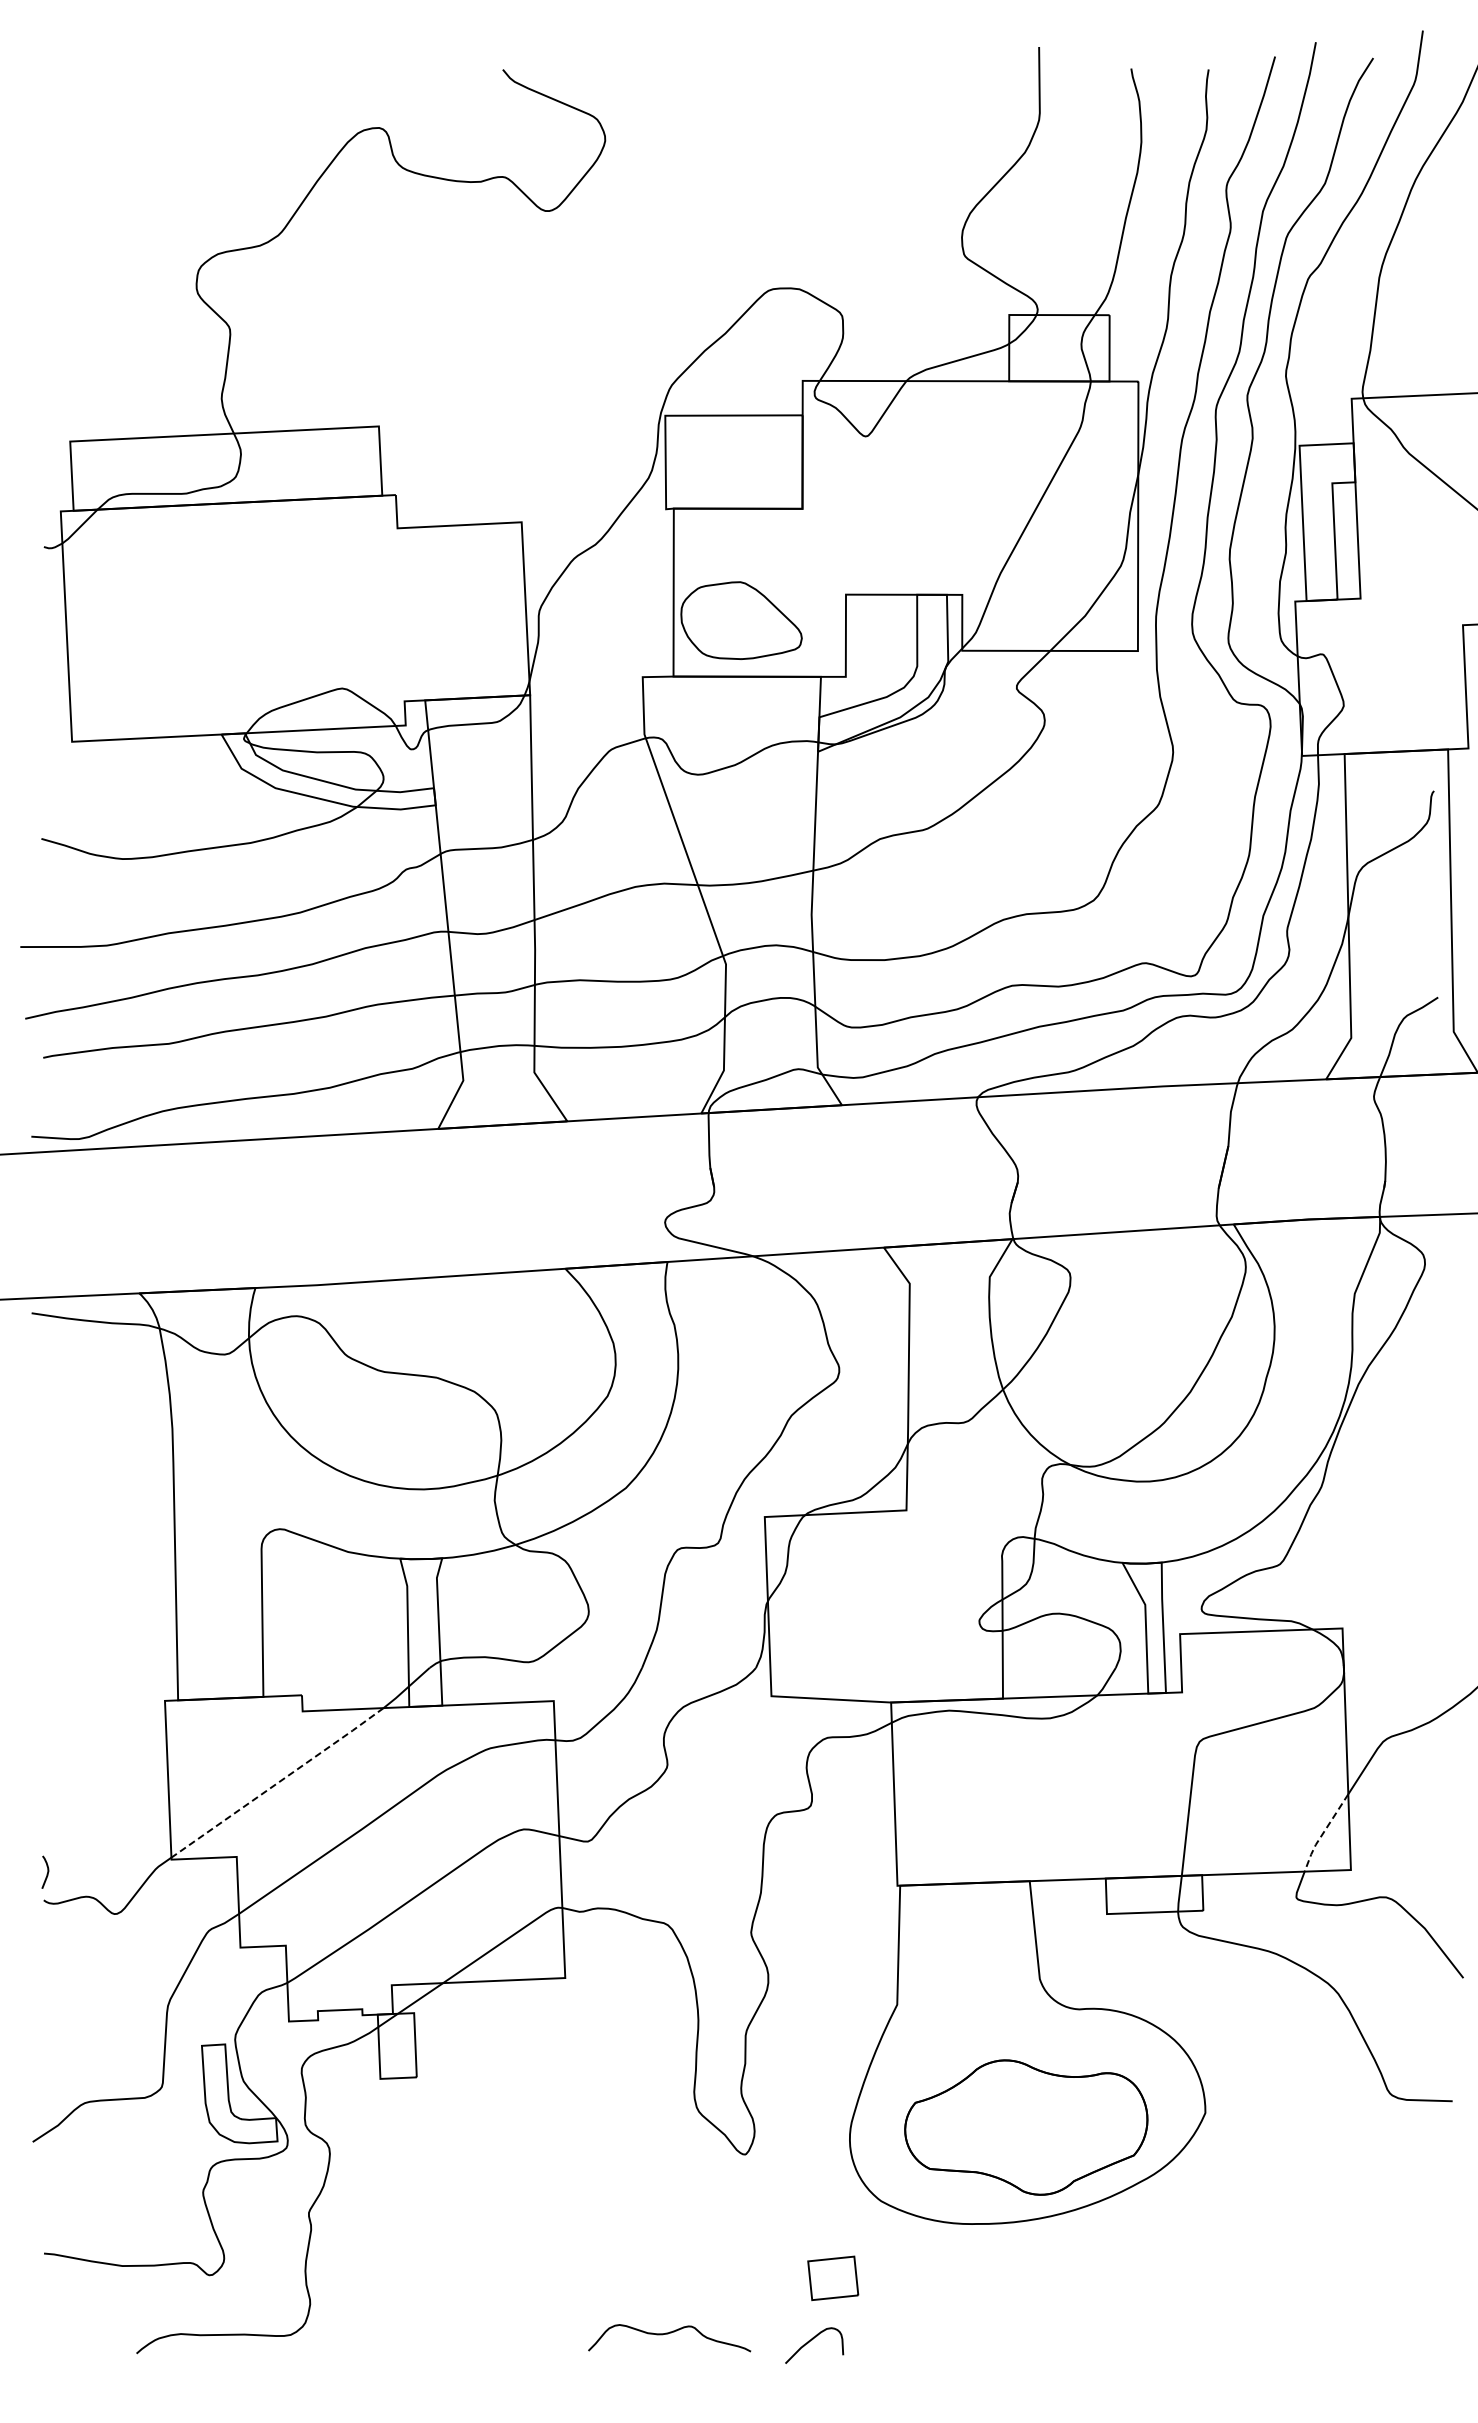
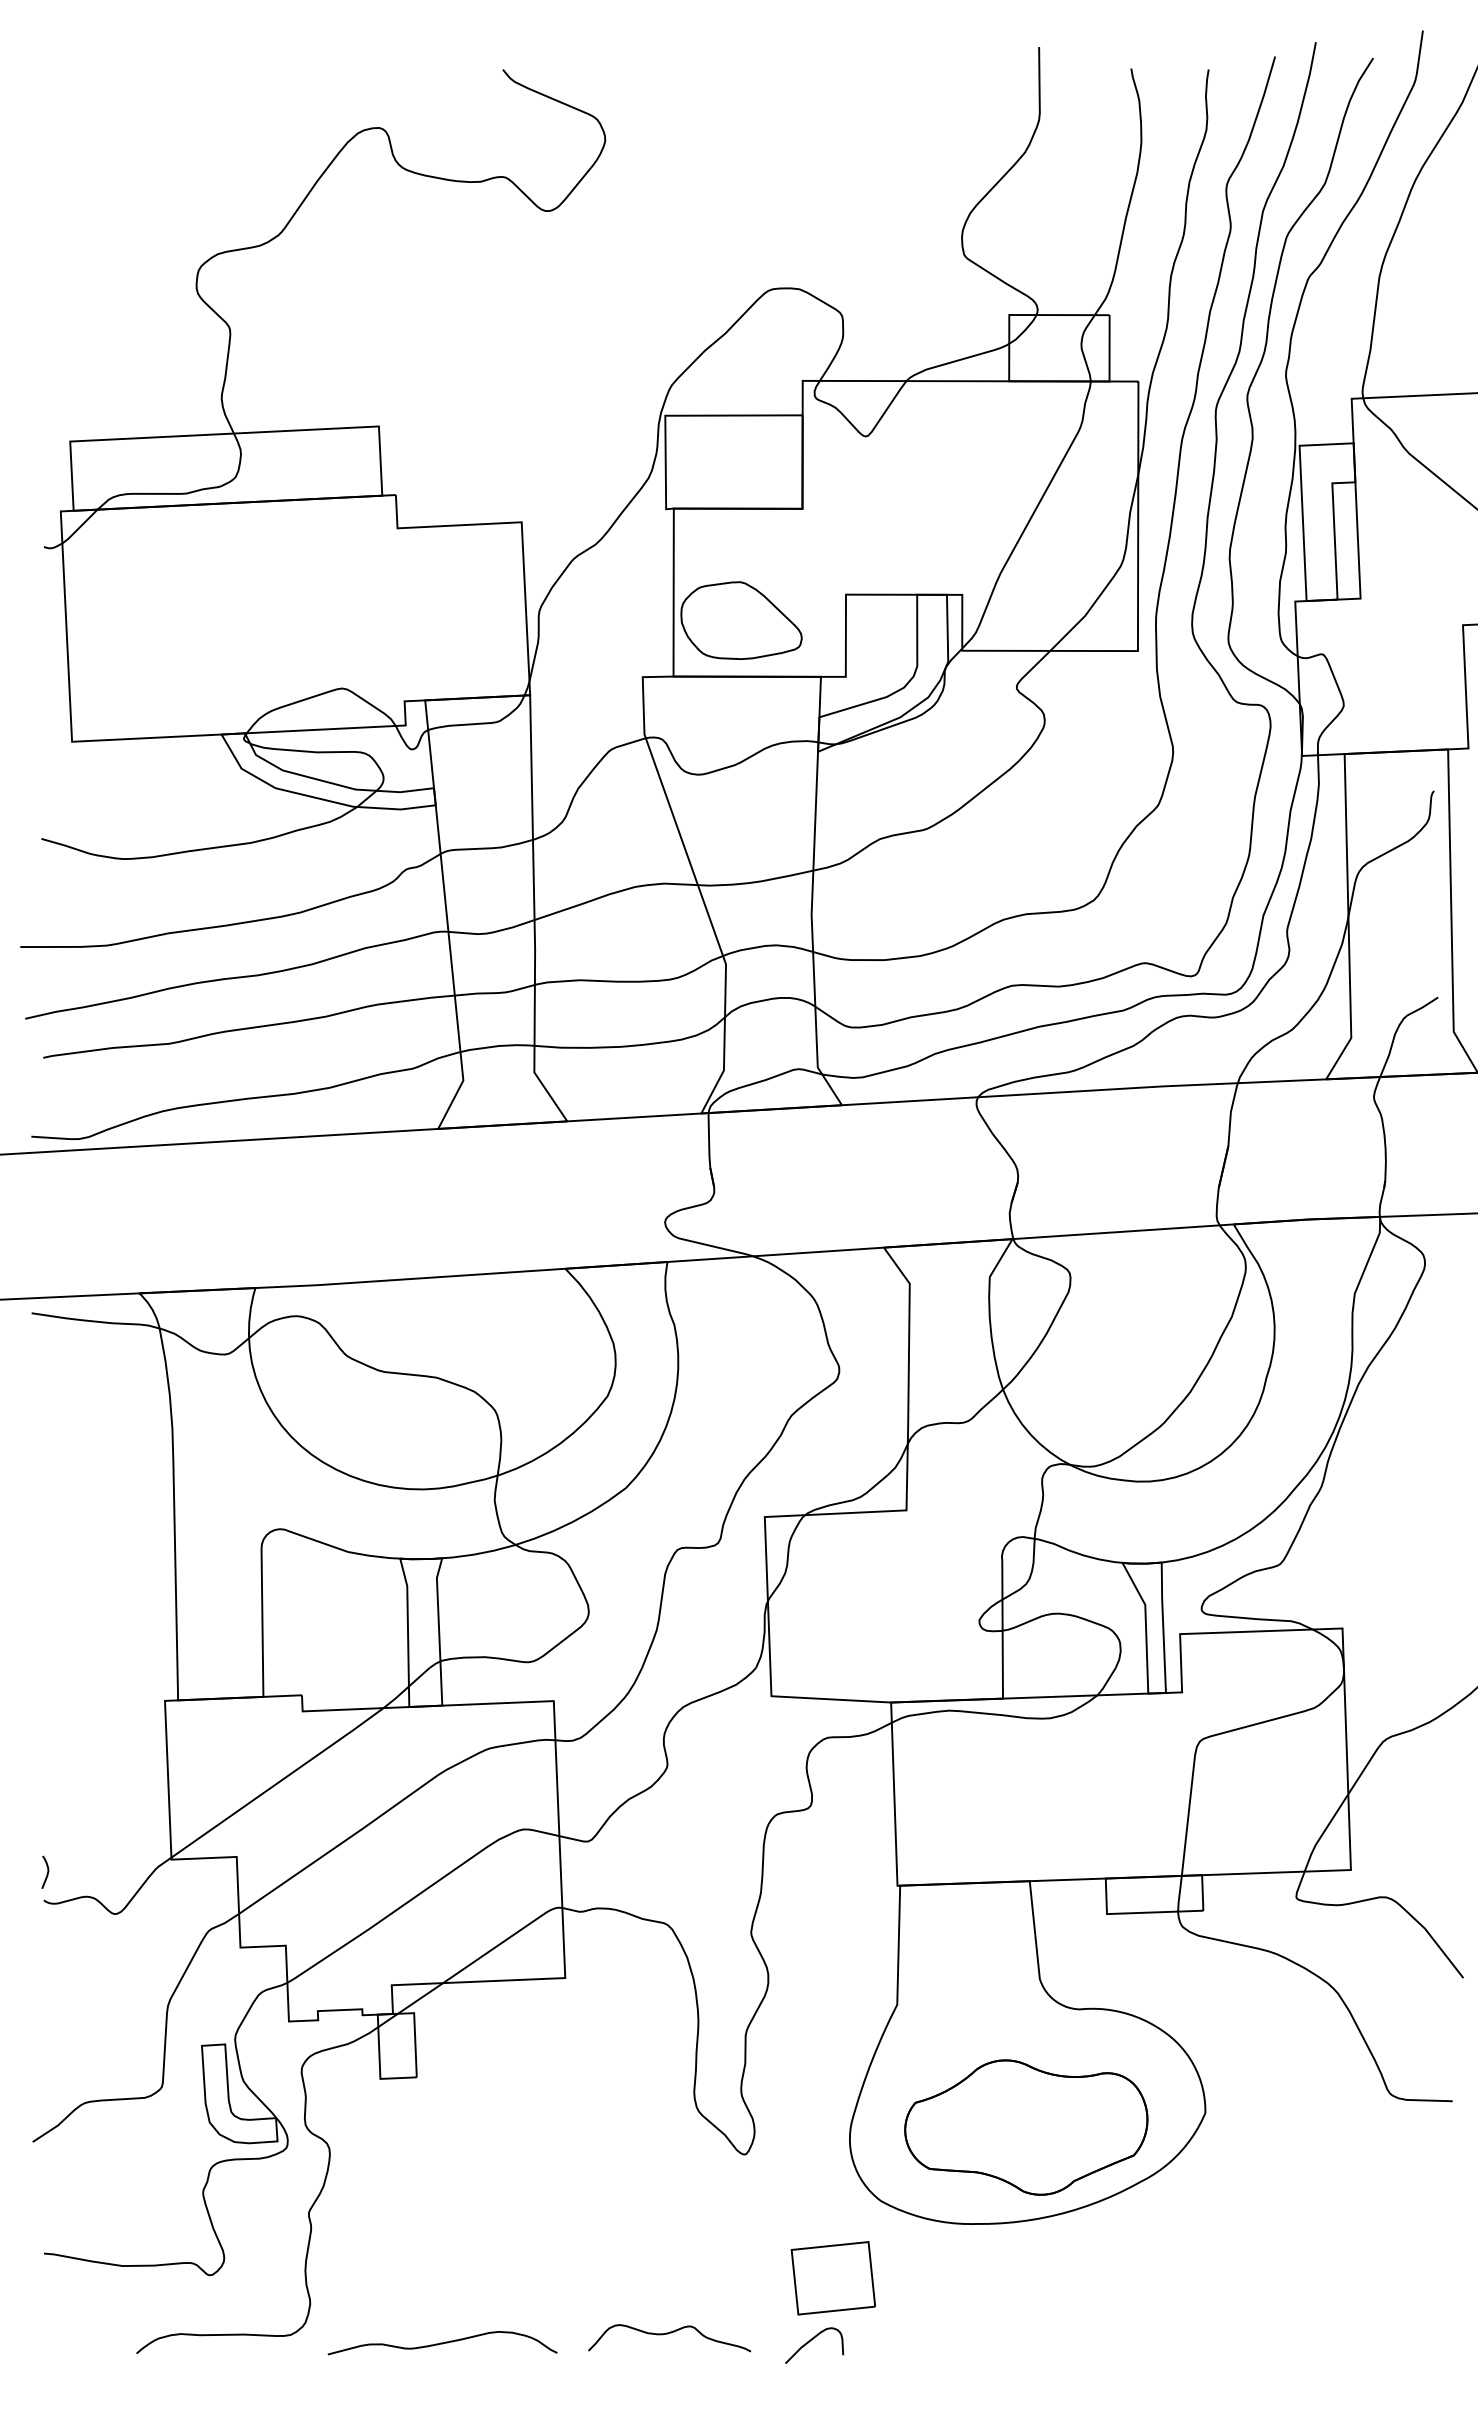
line: dashed -> solid (278, 1782)
line: dashed -> solid (1323, 1833)
part size: 53x46 px -> 86x75 px (832, 2278)
curve: none -> present (442, 2343)
